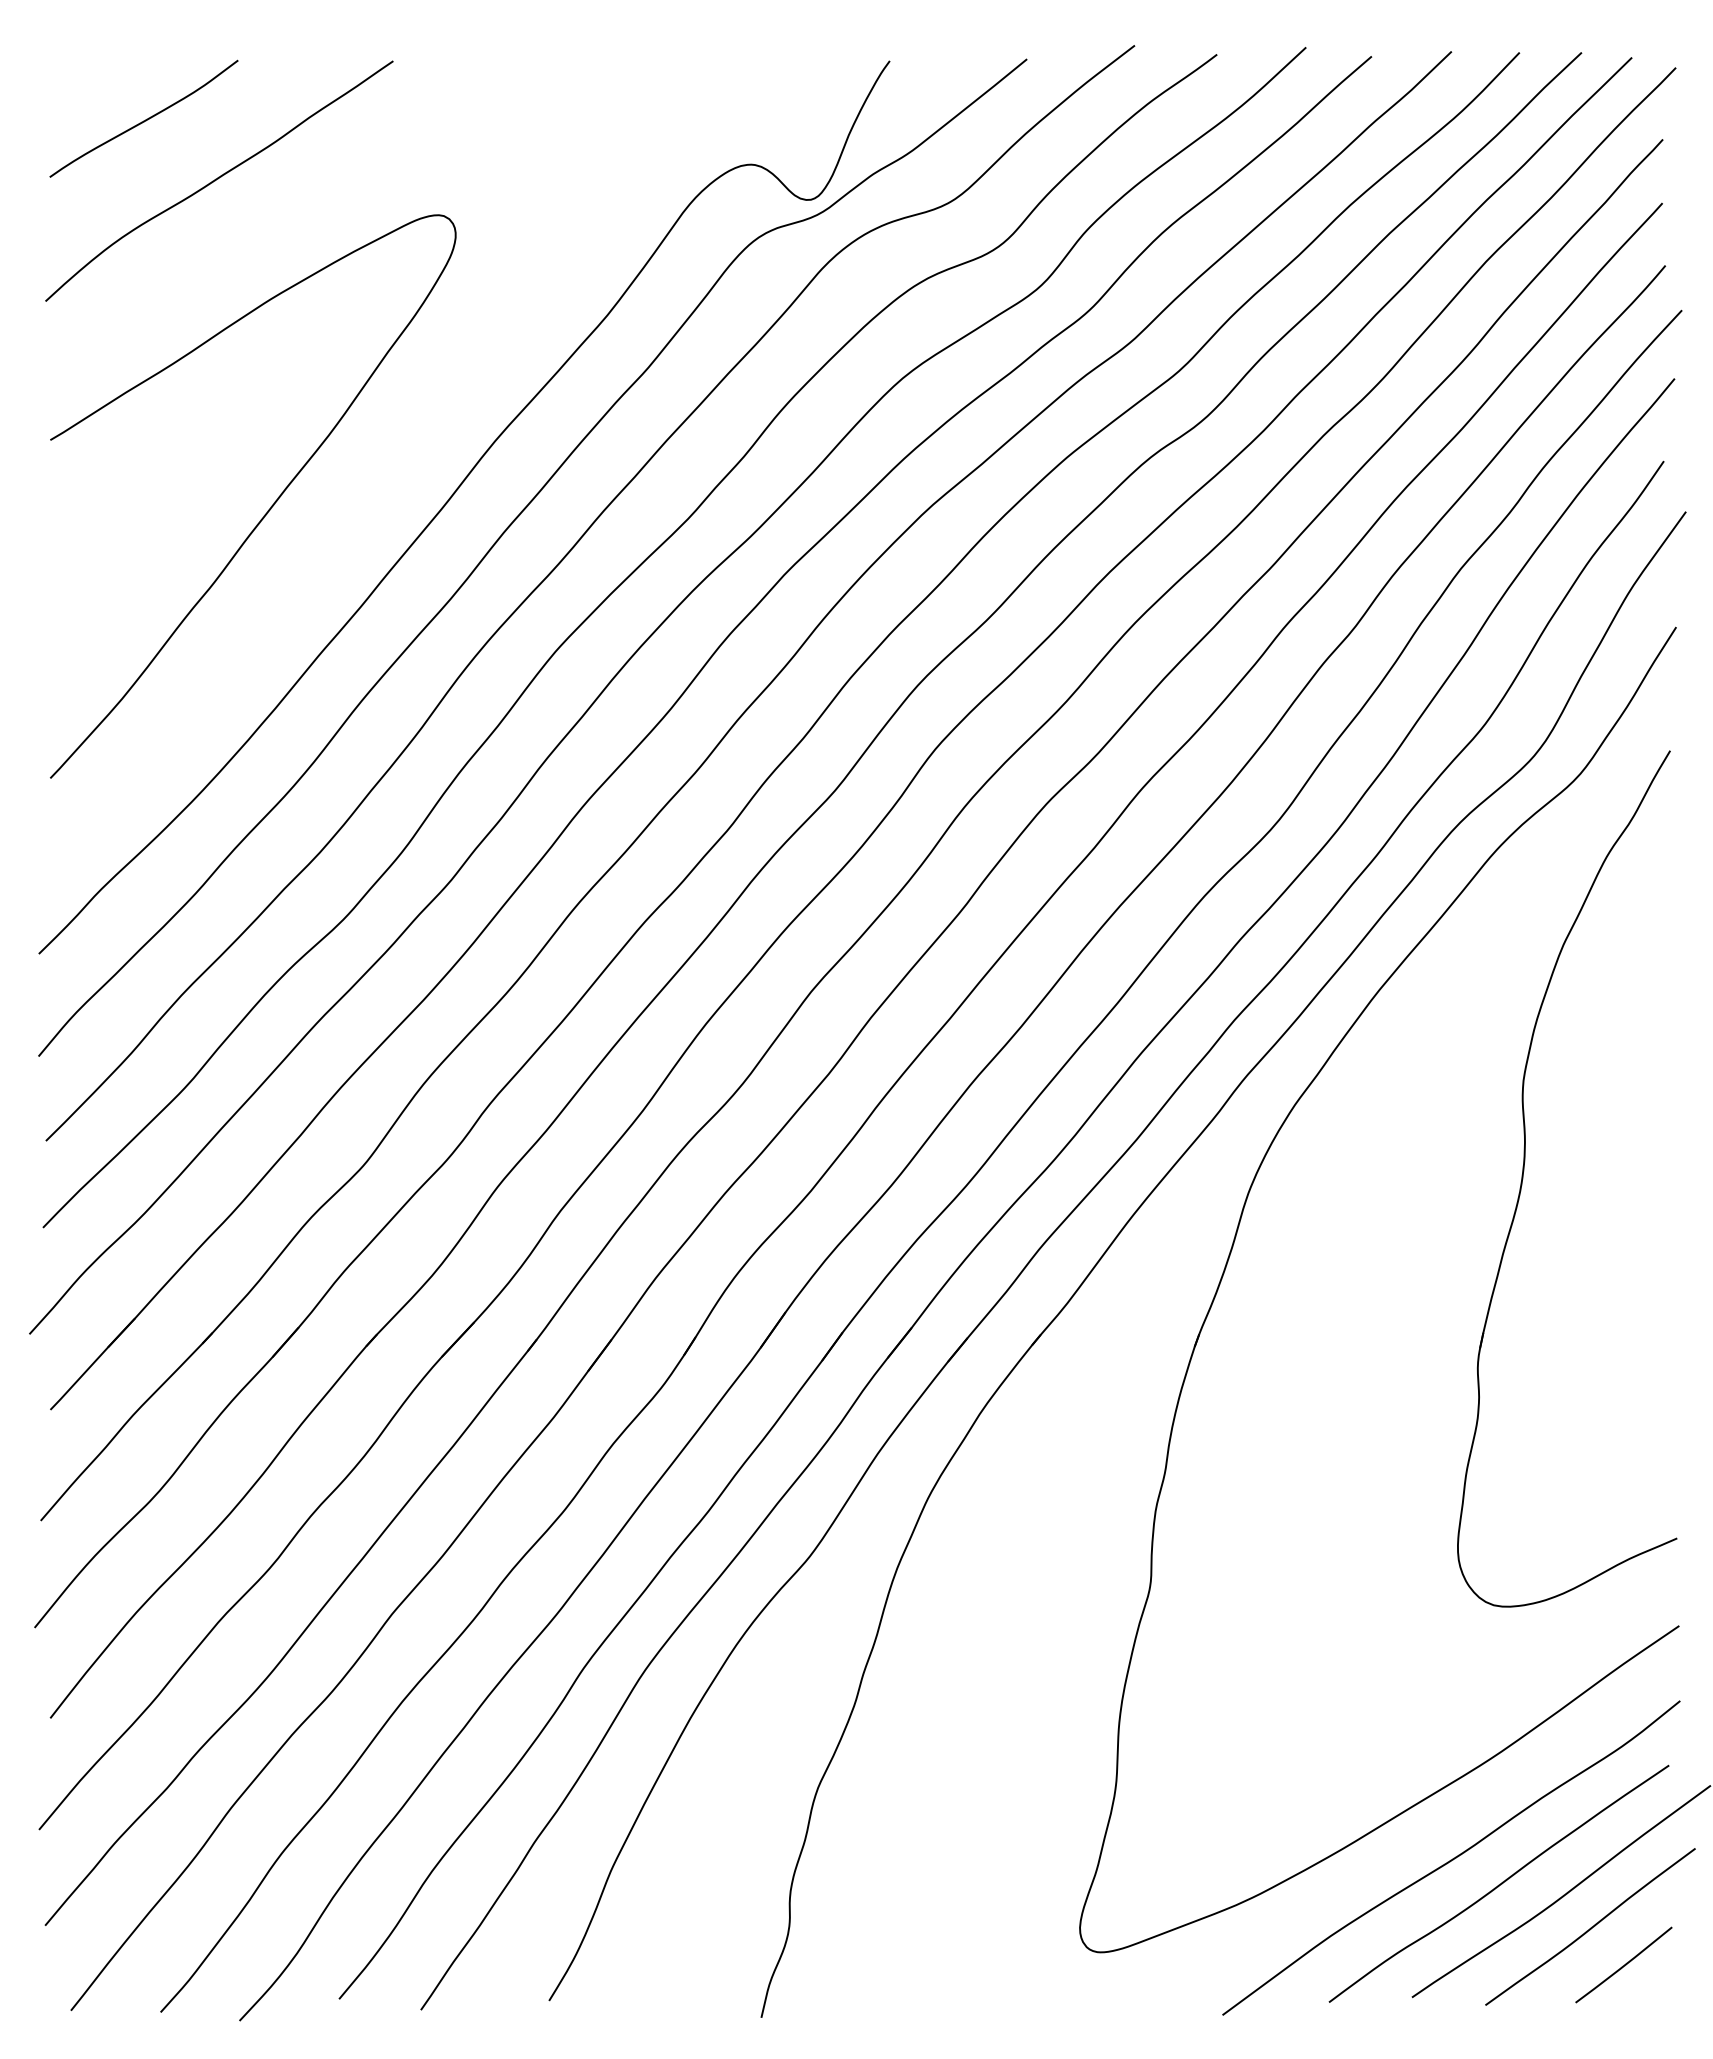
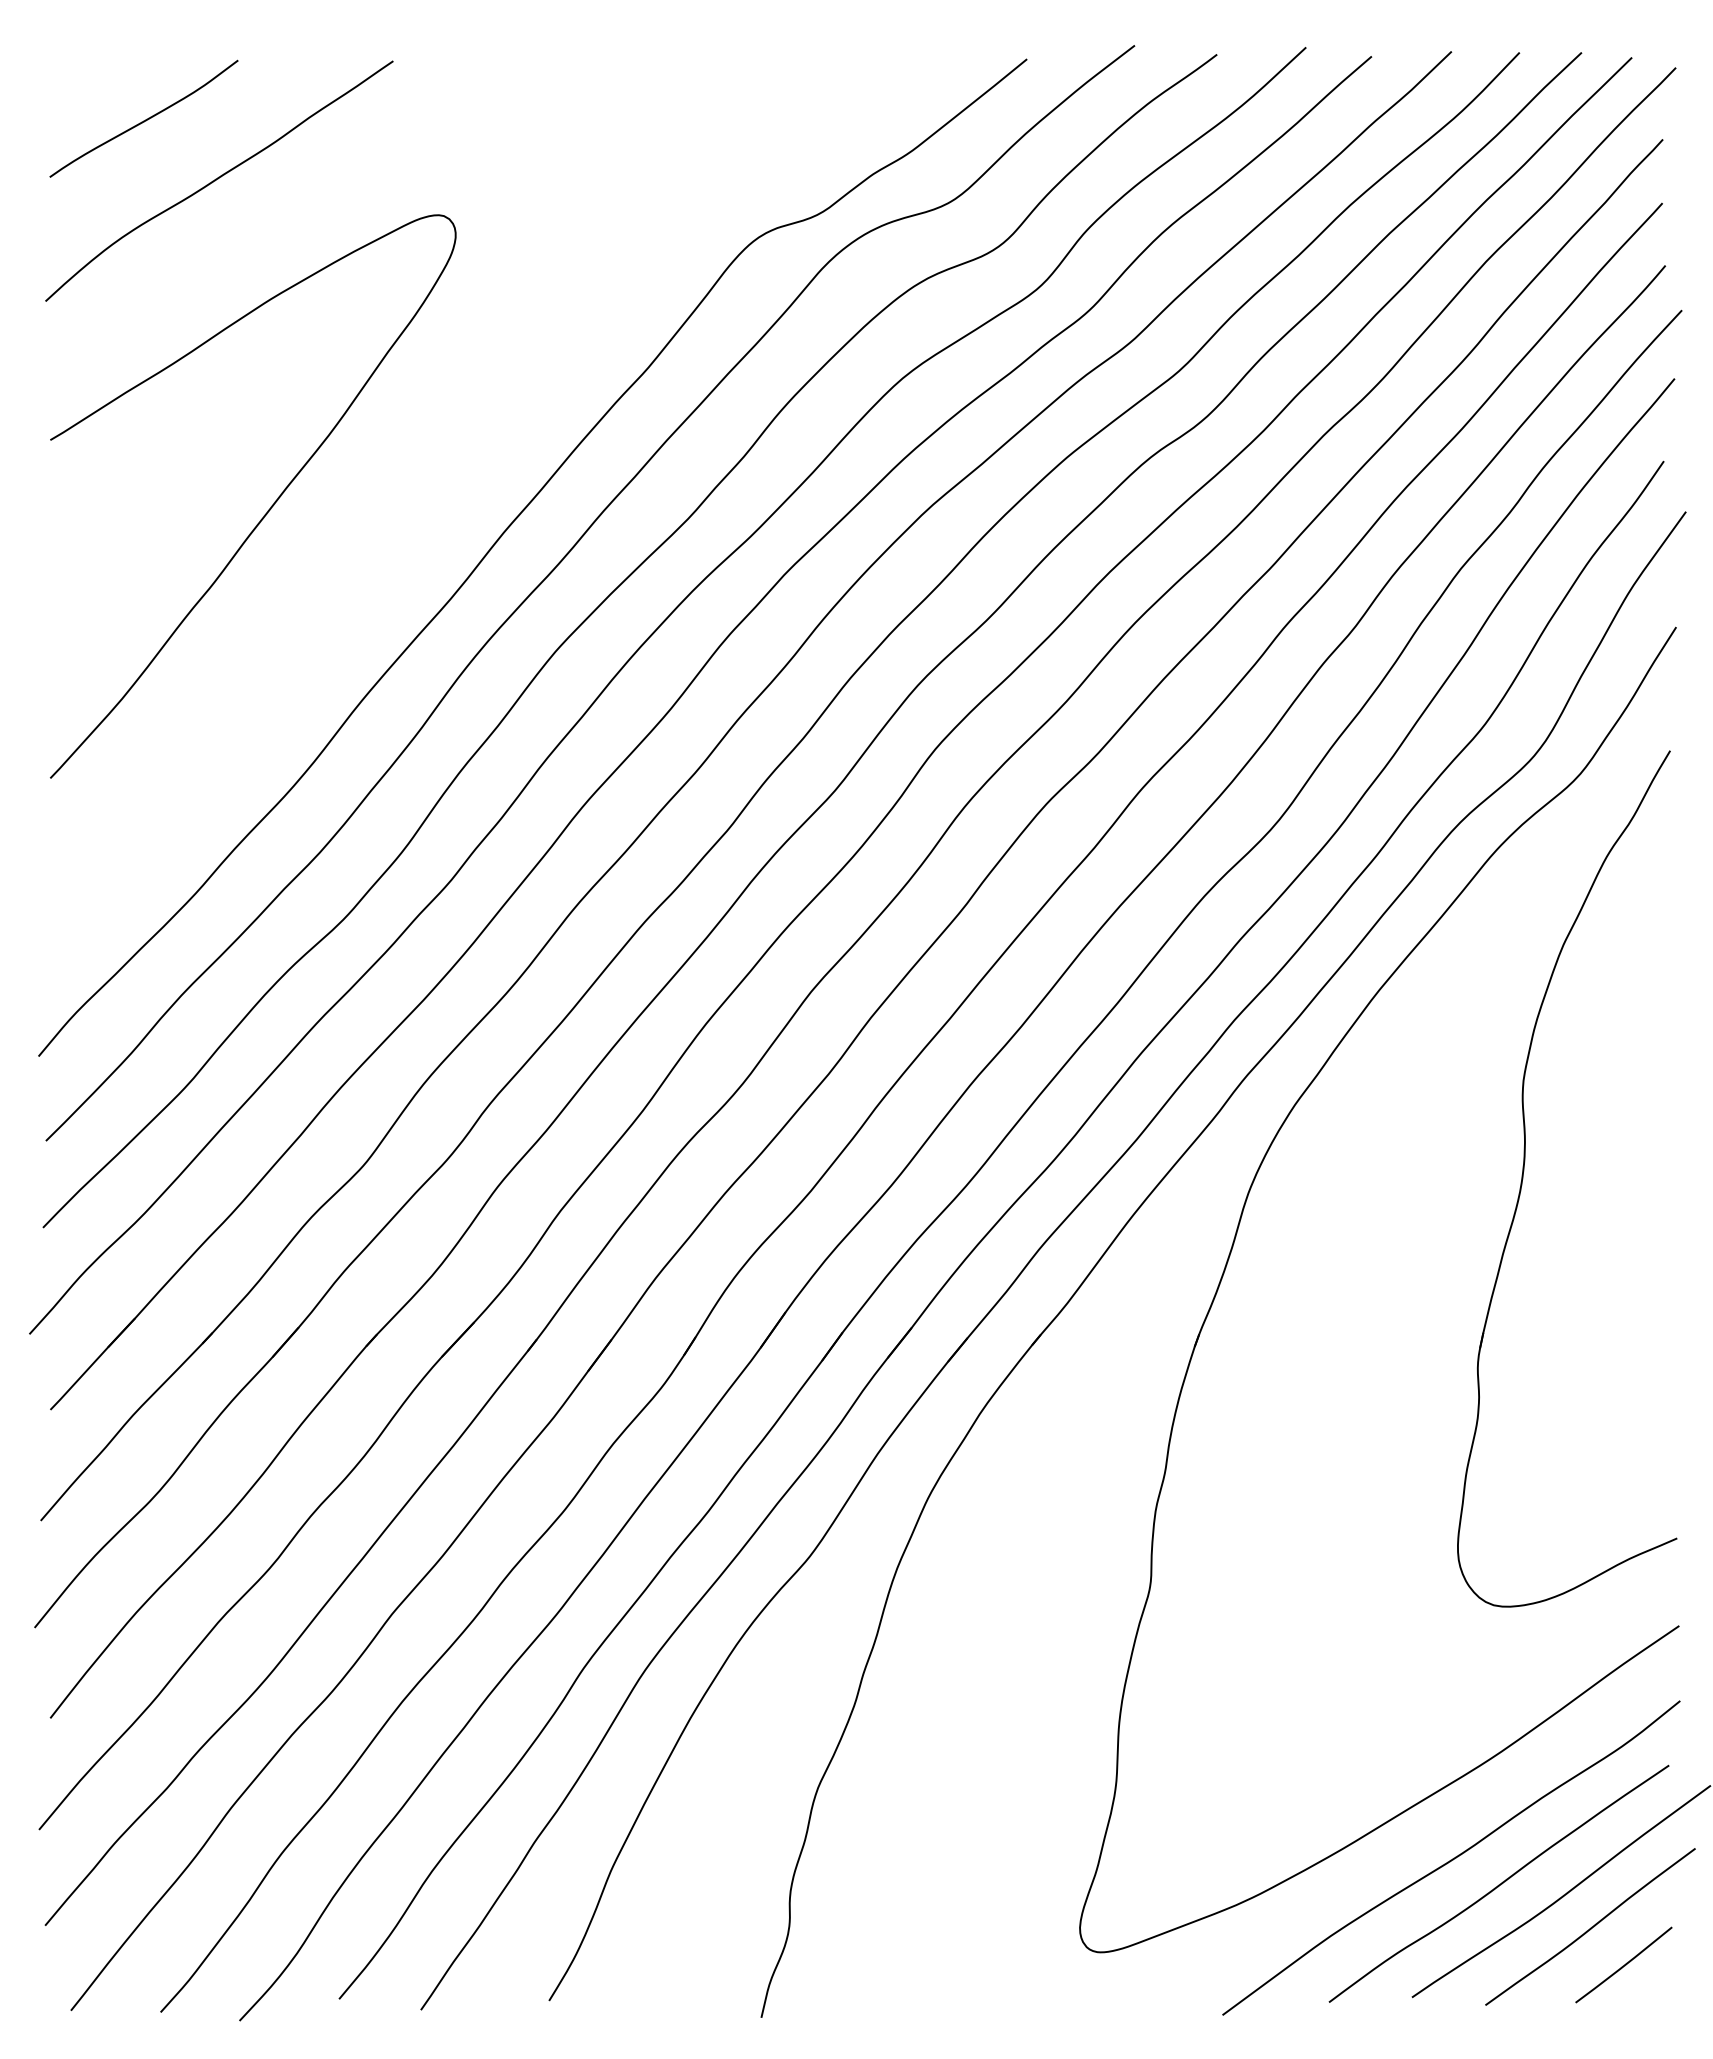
curve: present -> none (452, 497)
